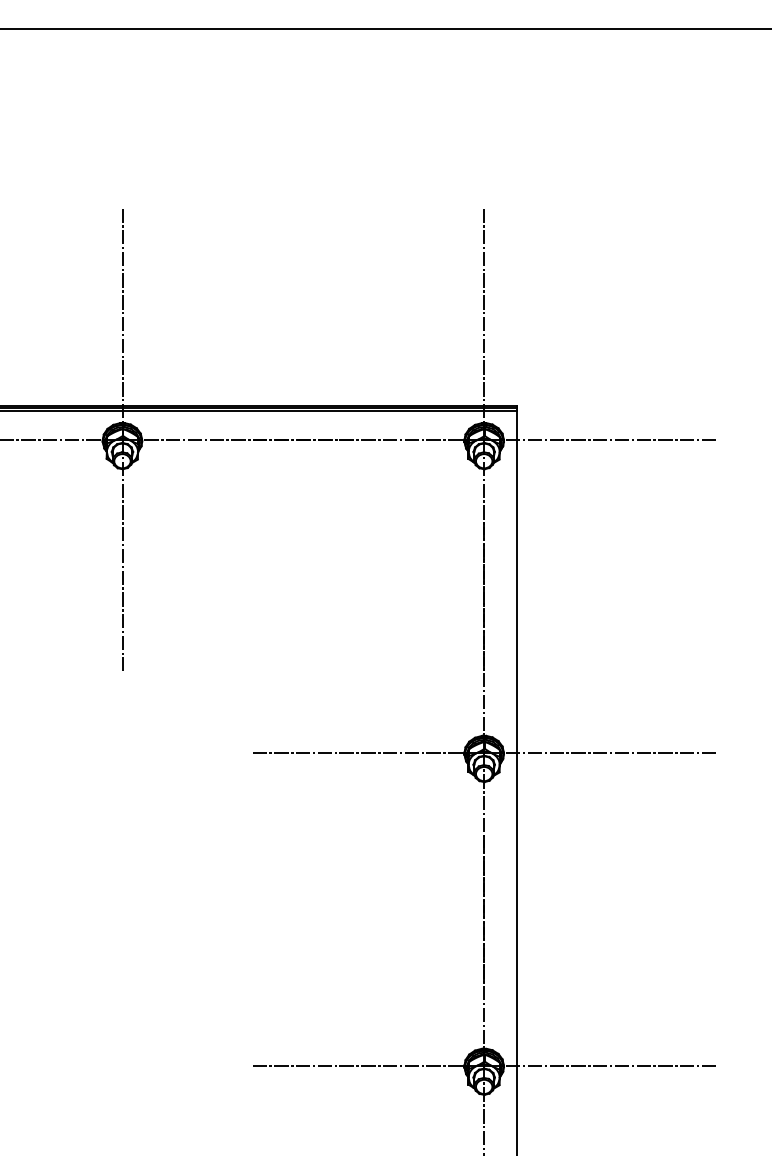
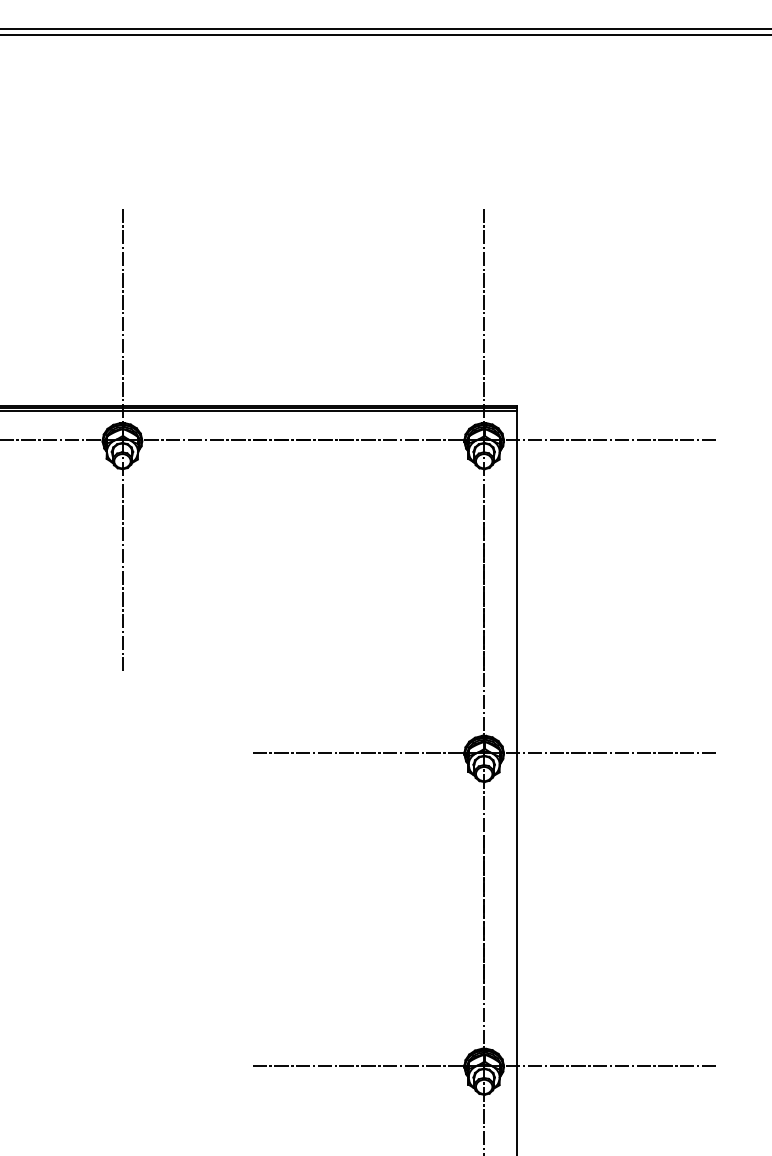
line: none -> present (385, 34)
